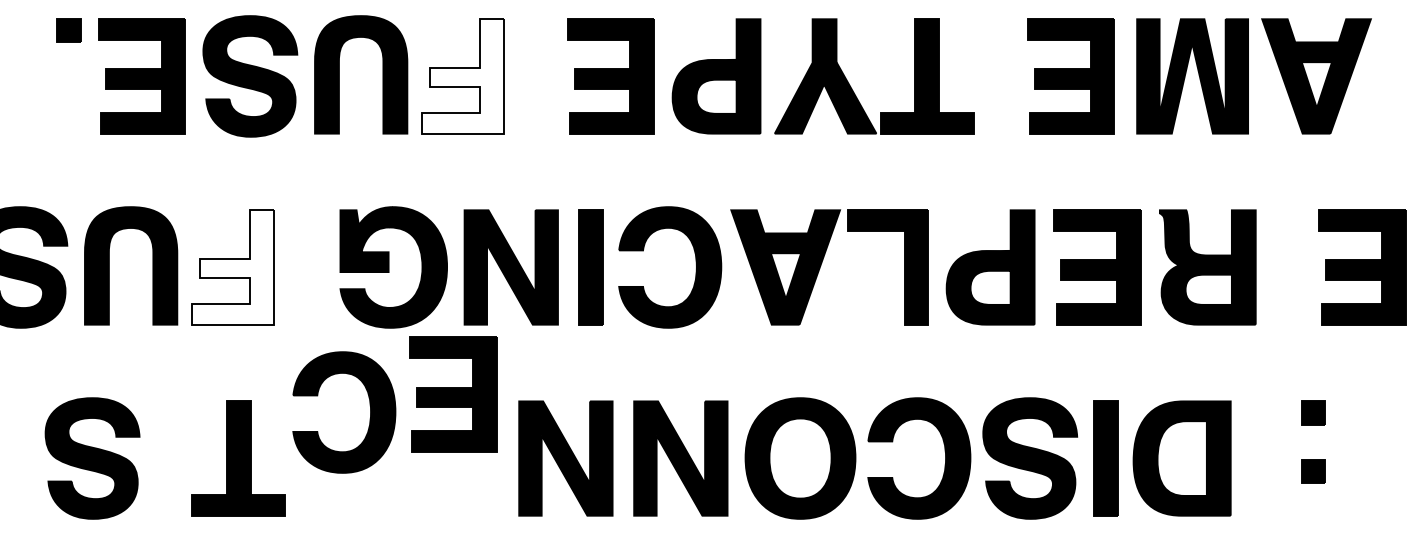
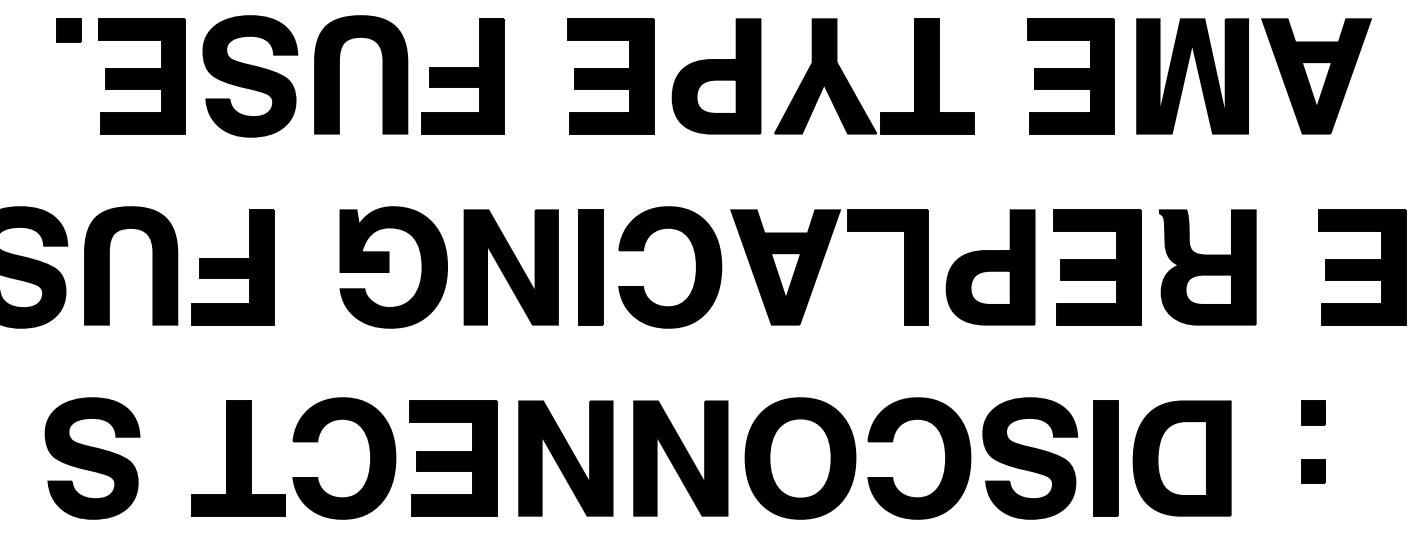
fill: none -> present (462, 76)
fill: none -> present (232, 267)
part position: (453, 394) -> (453, 458) (453, 458)
part position: (369, 418) -> (369, 464) (369, 464)
